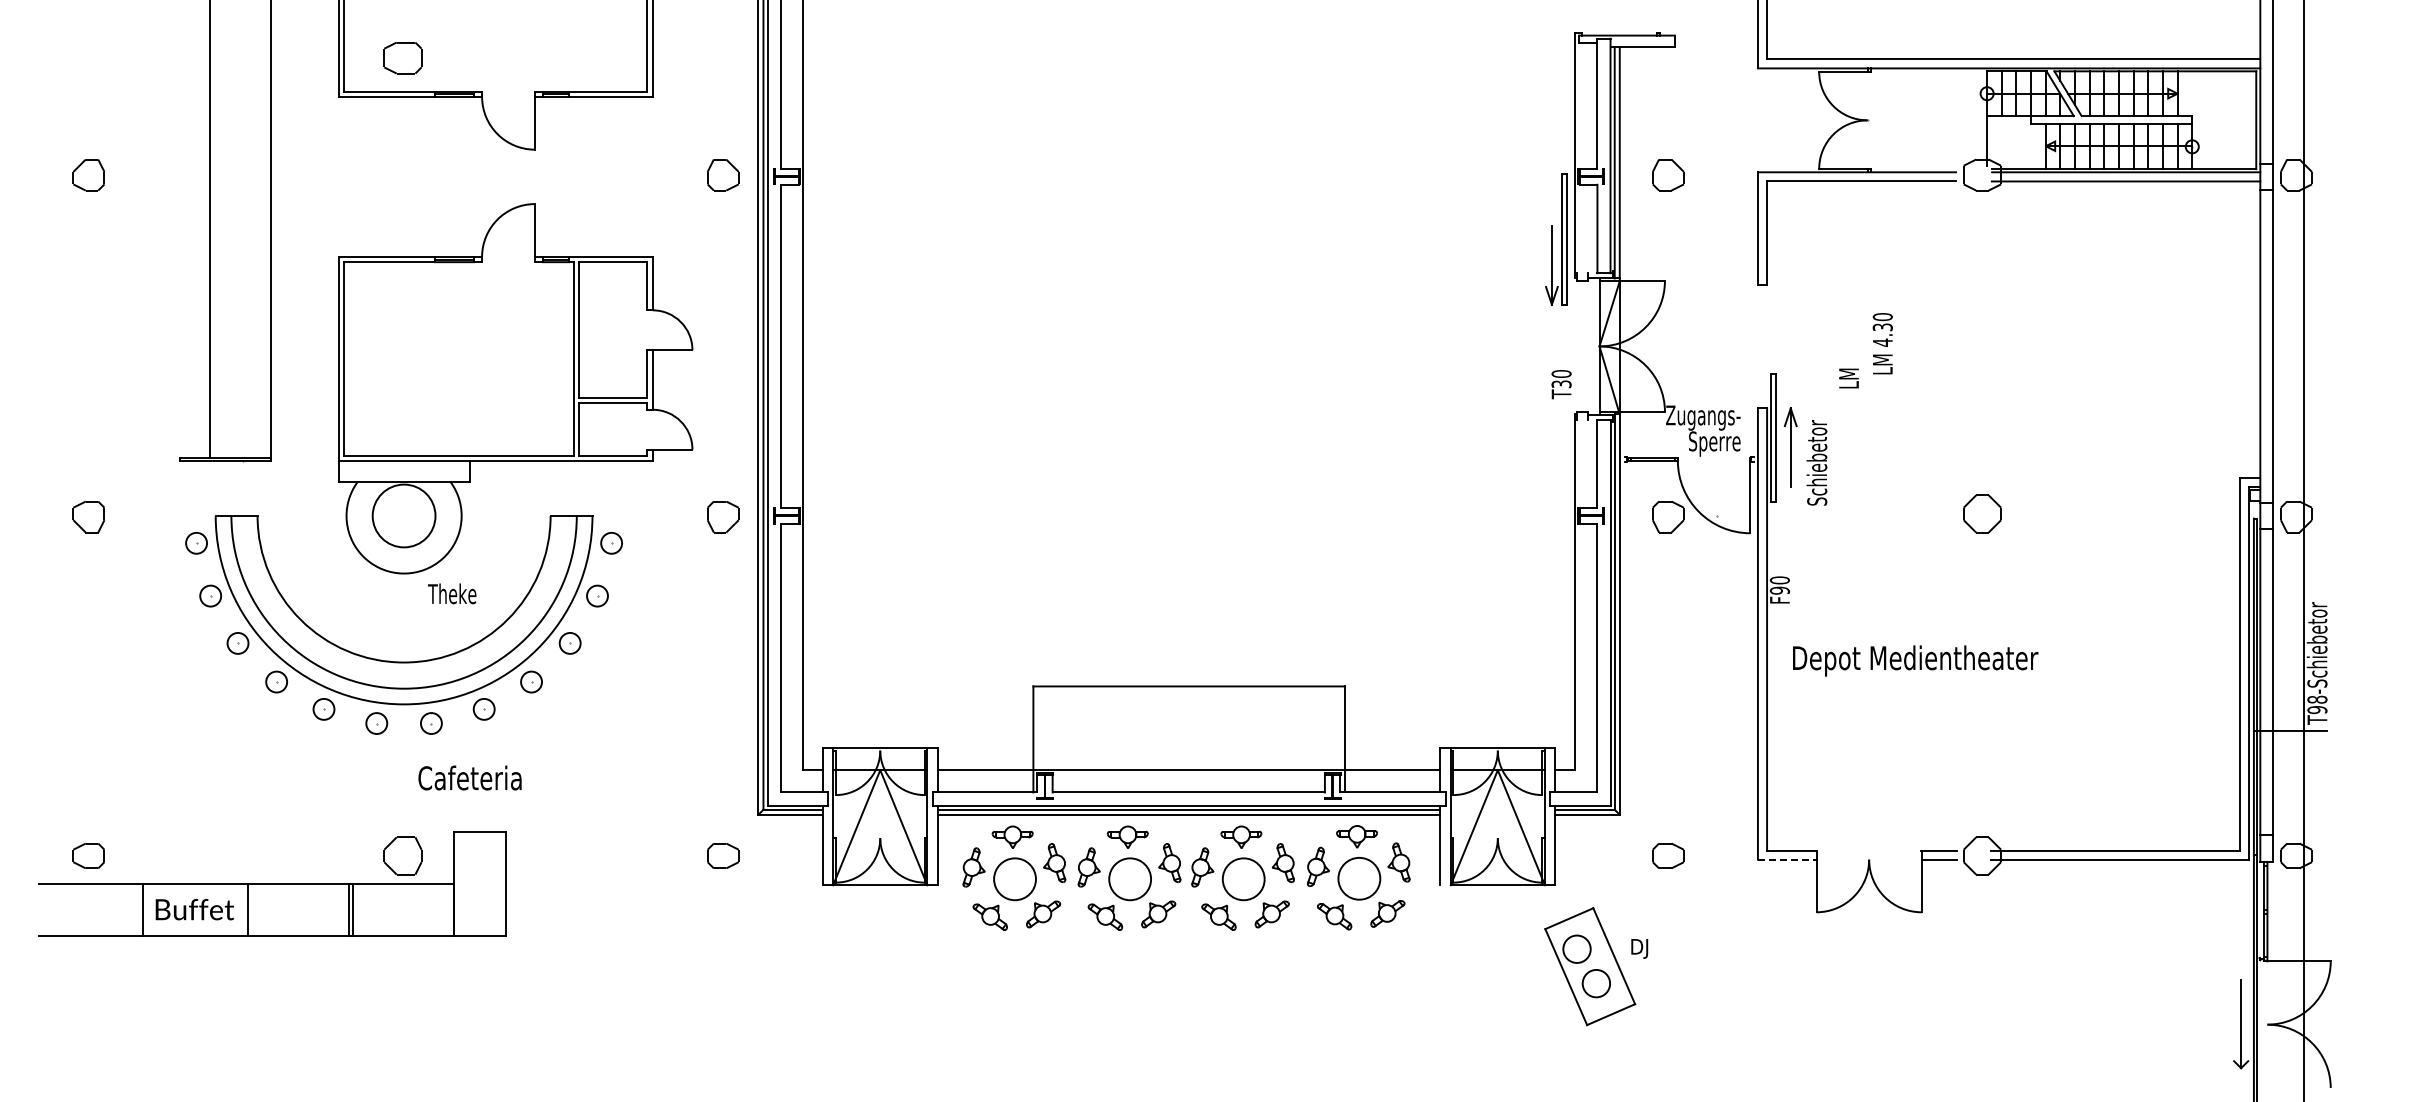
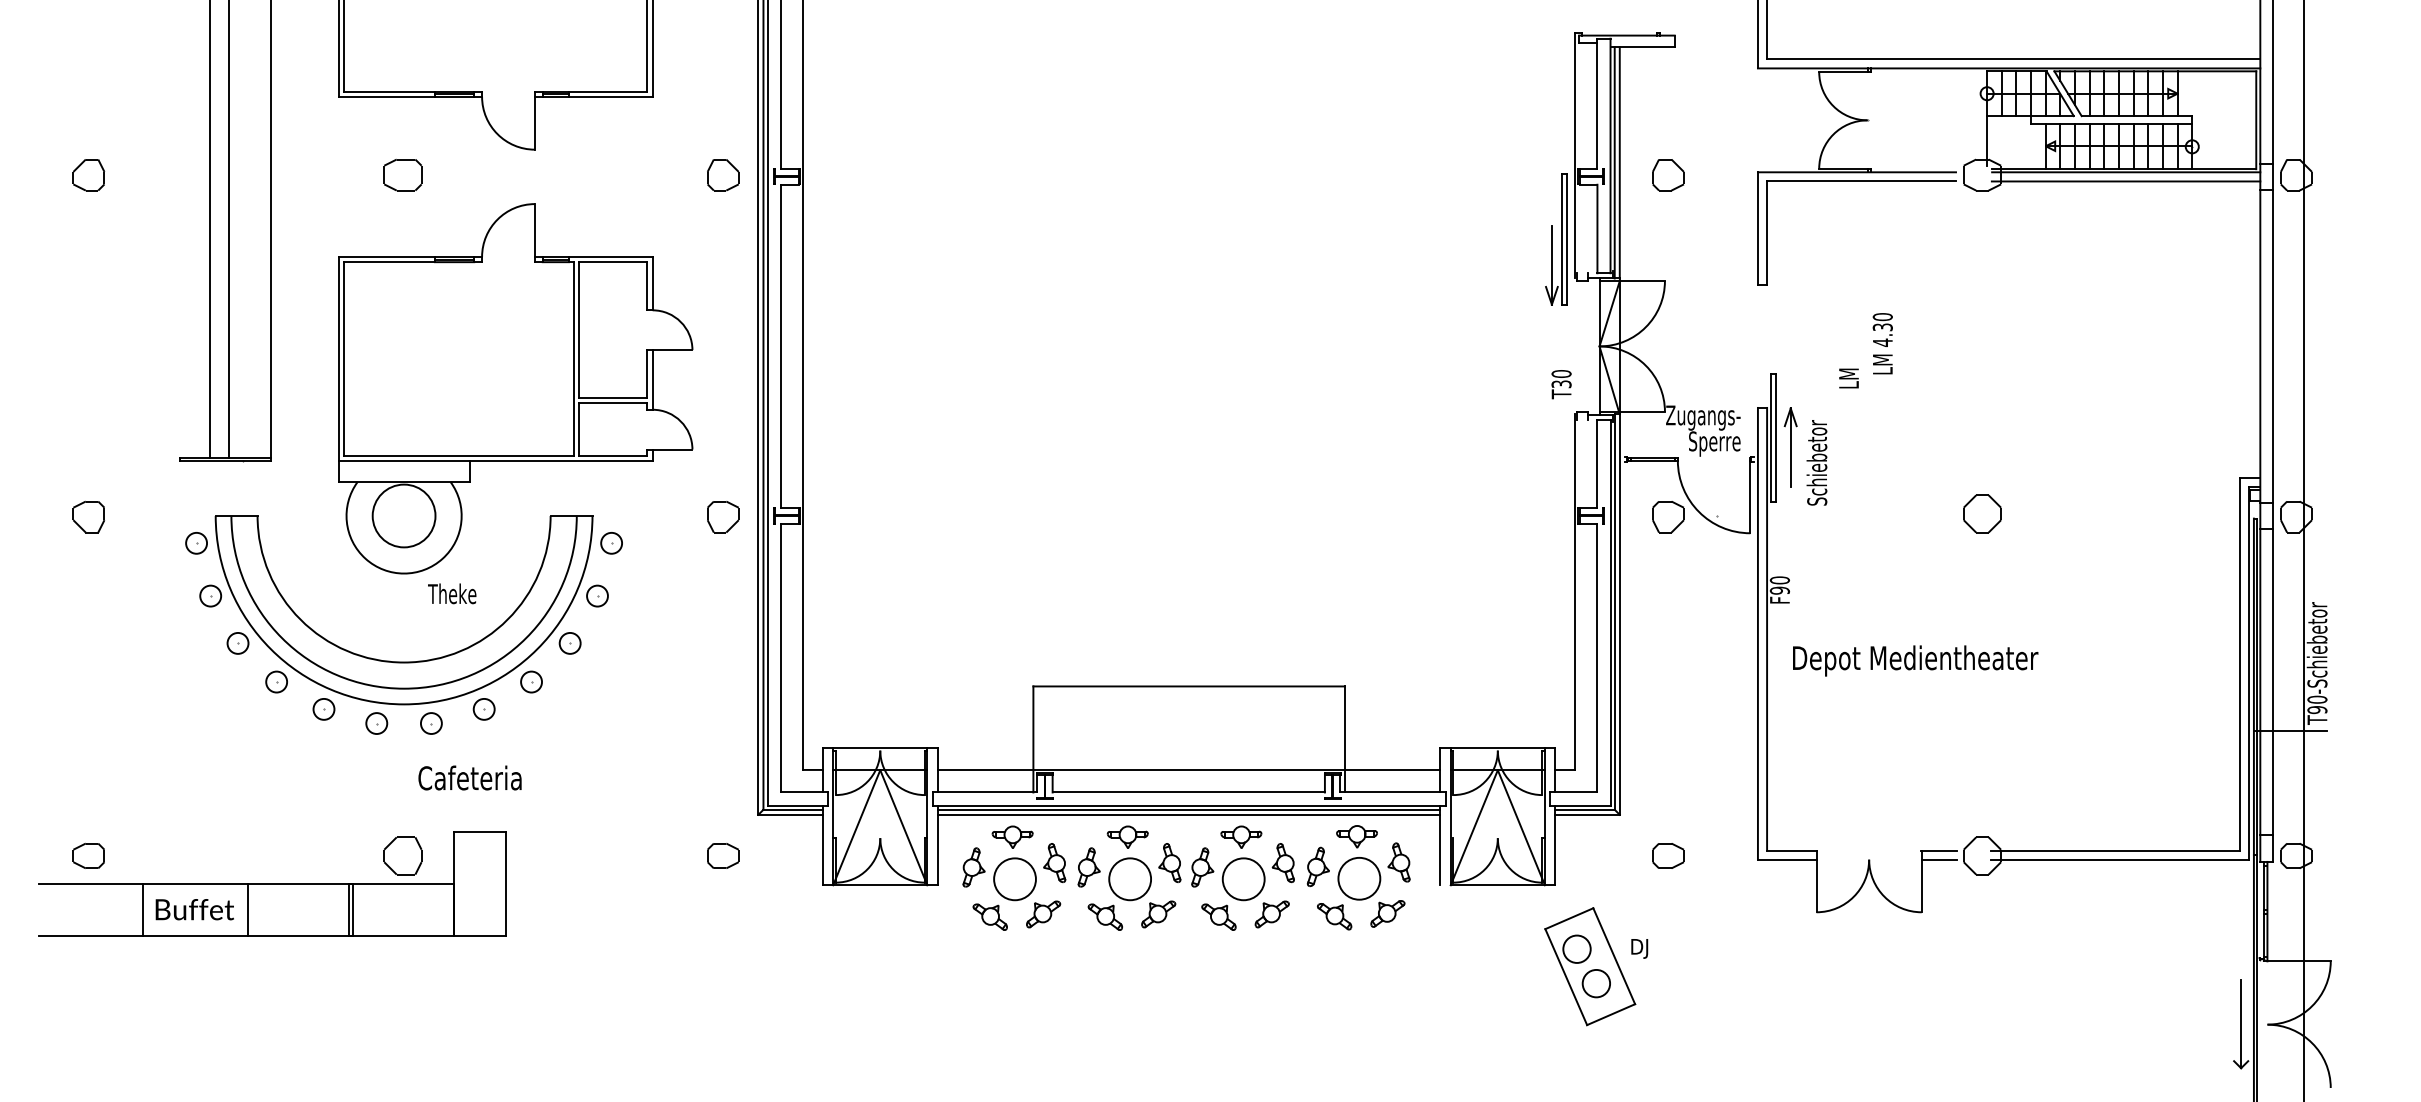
part position: (402, 58) -> (402, 175) (402, 175)
line: none -> present (228, 230)
text: T98-Schiebetor -> T90-Schiebetor (2317, 699)
line: dashed -> solid (1787, 859)
